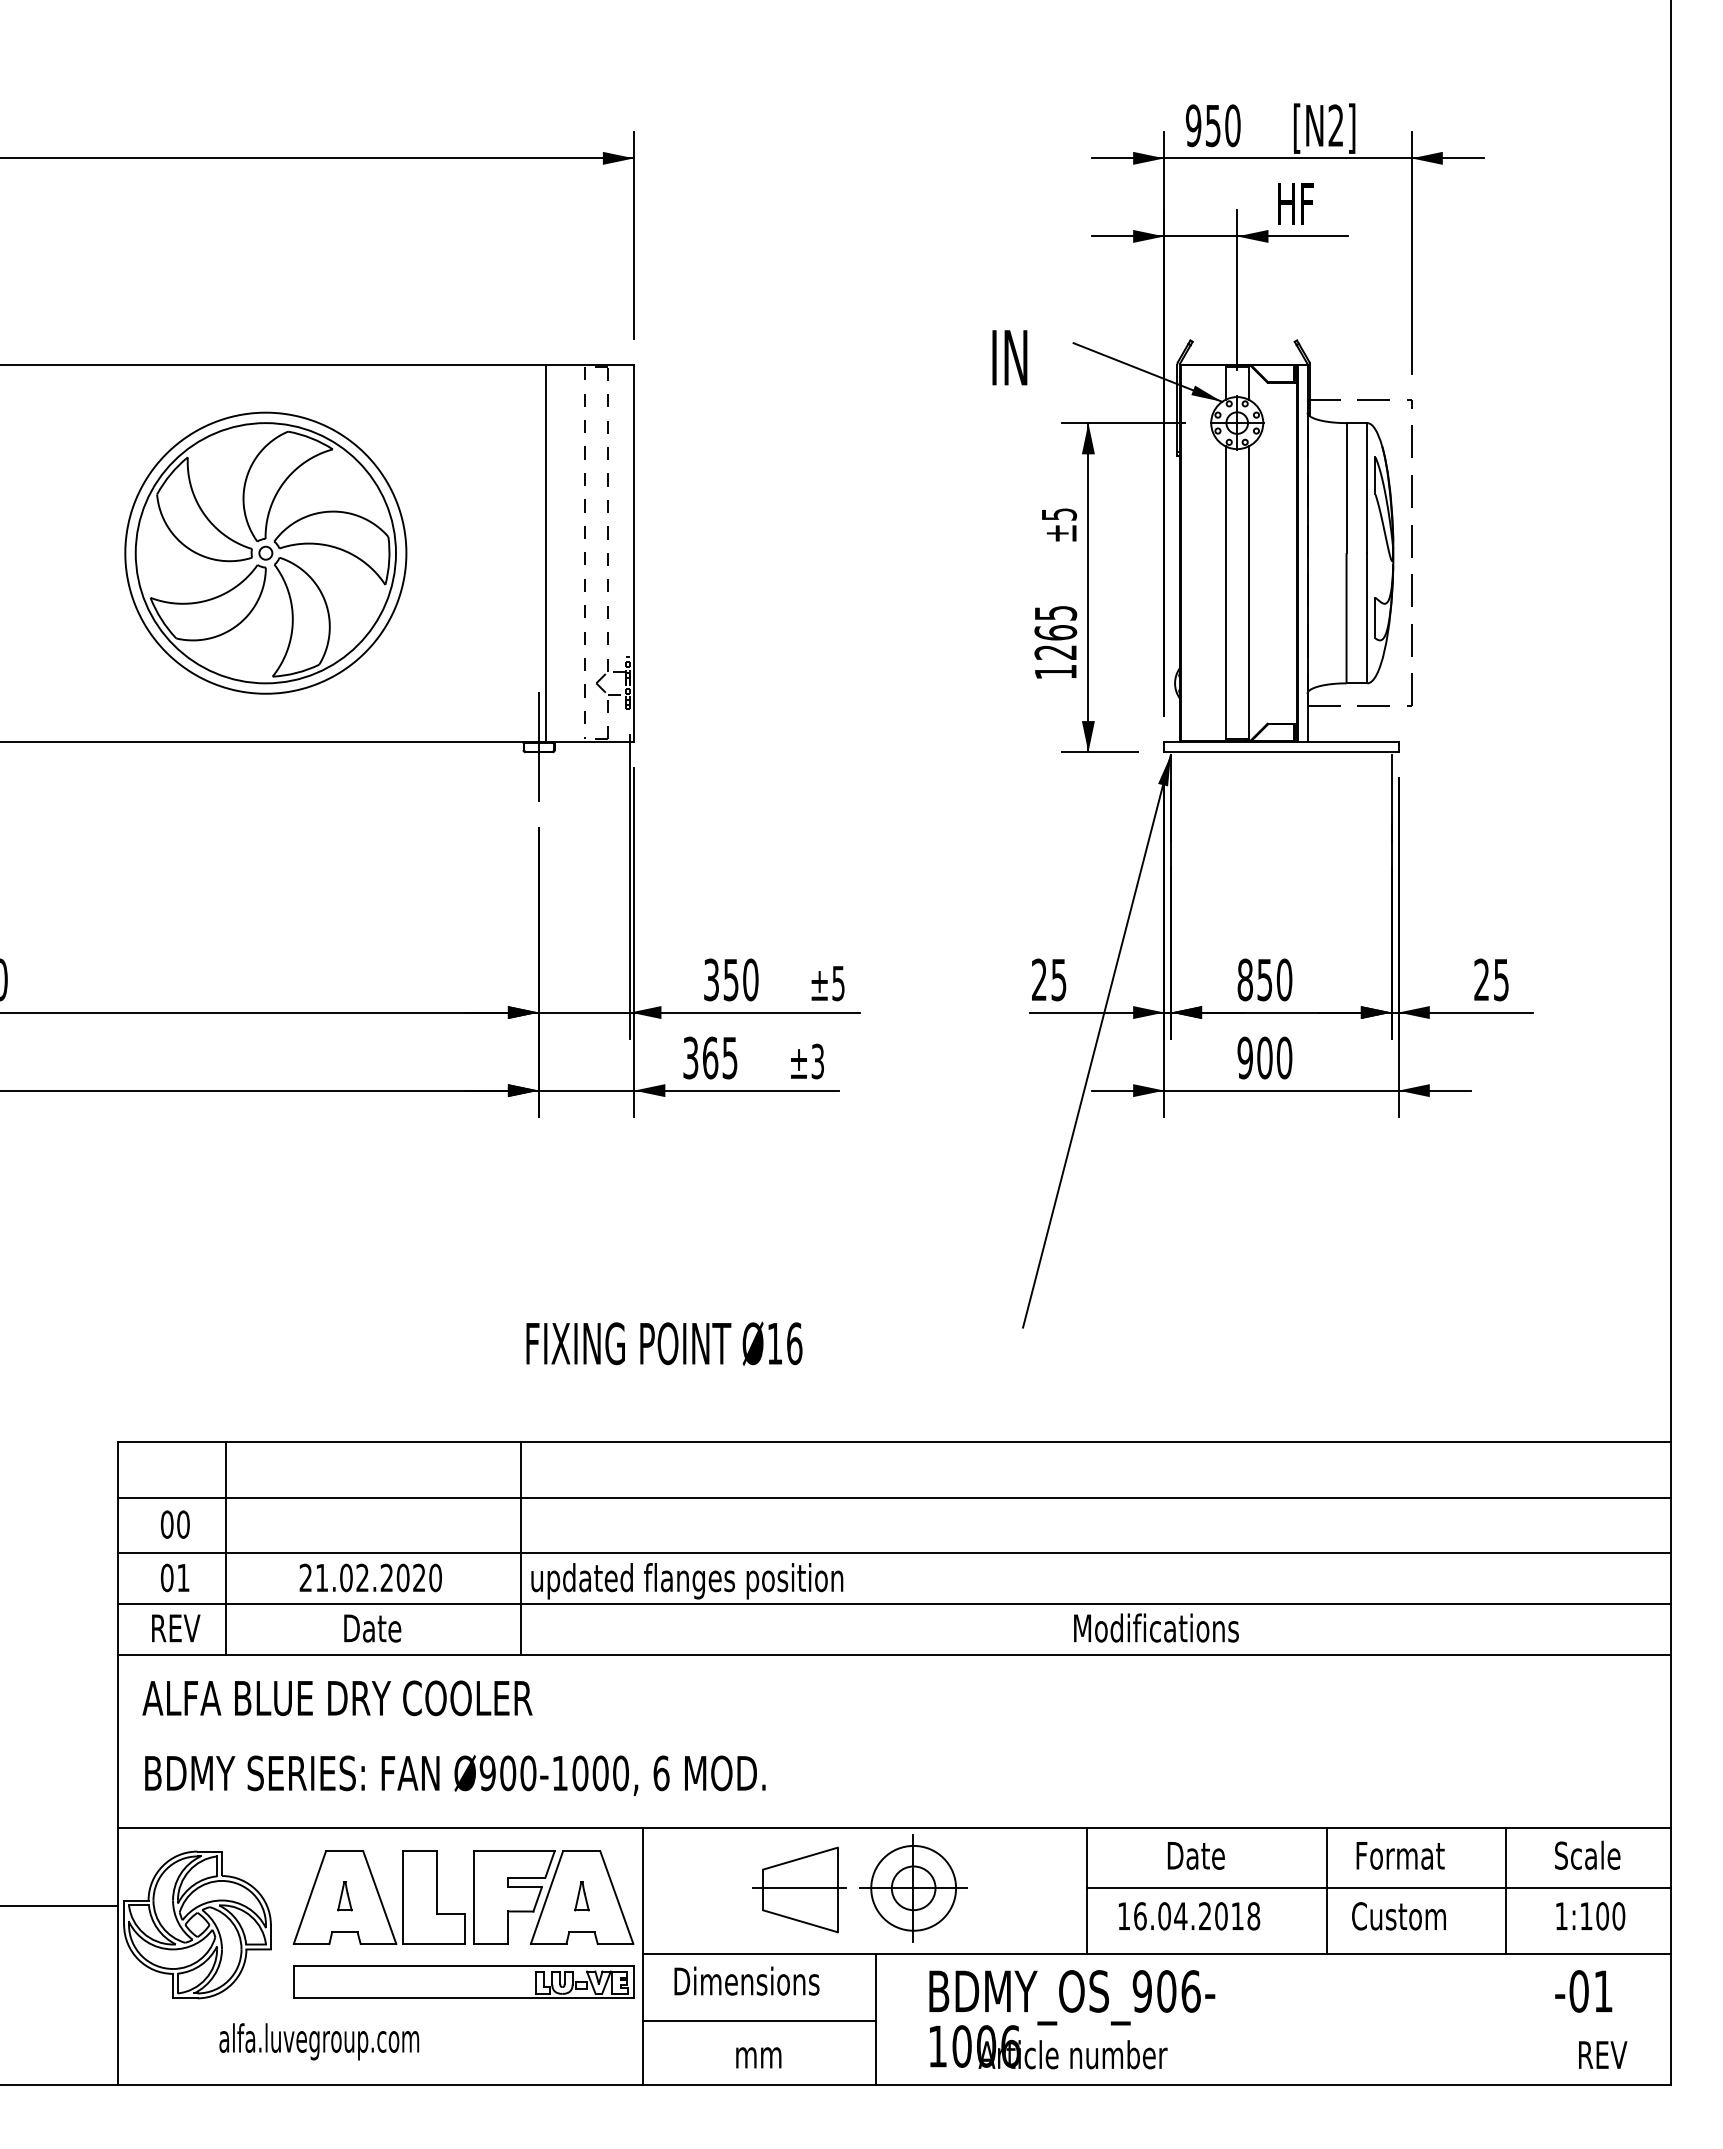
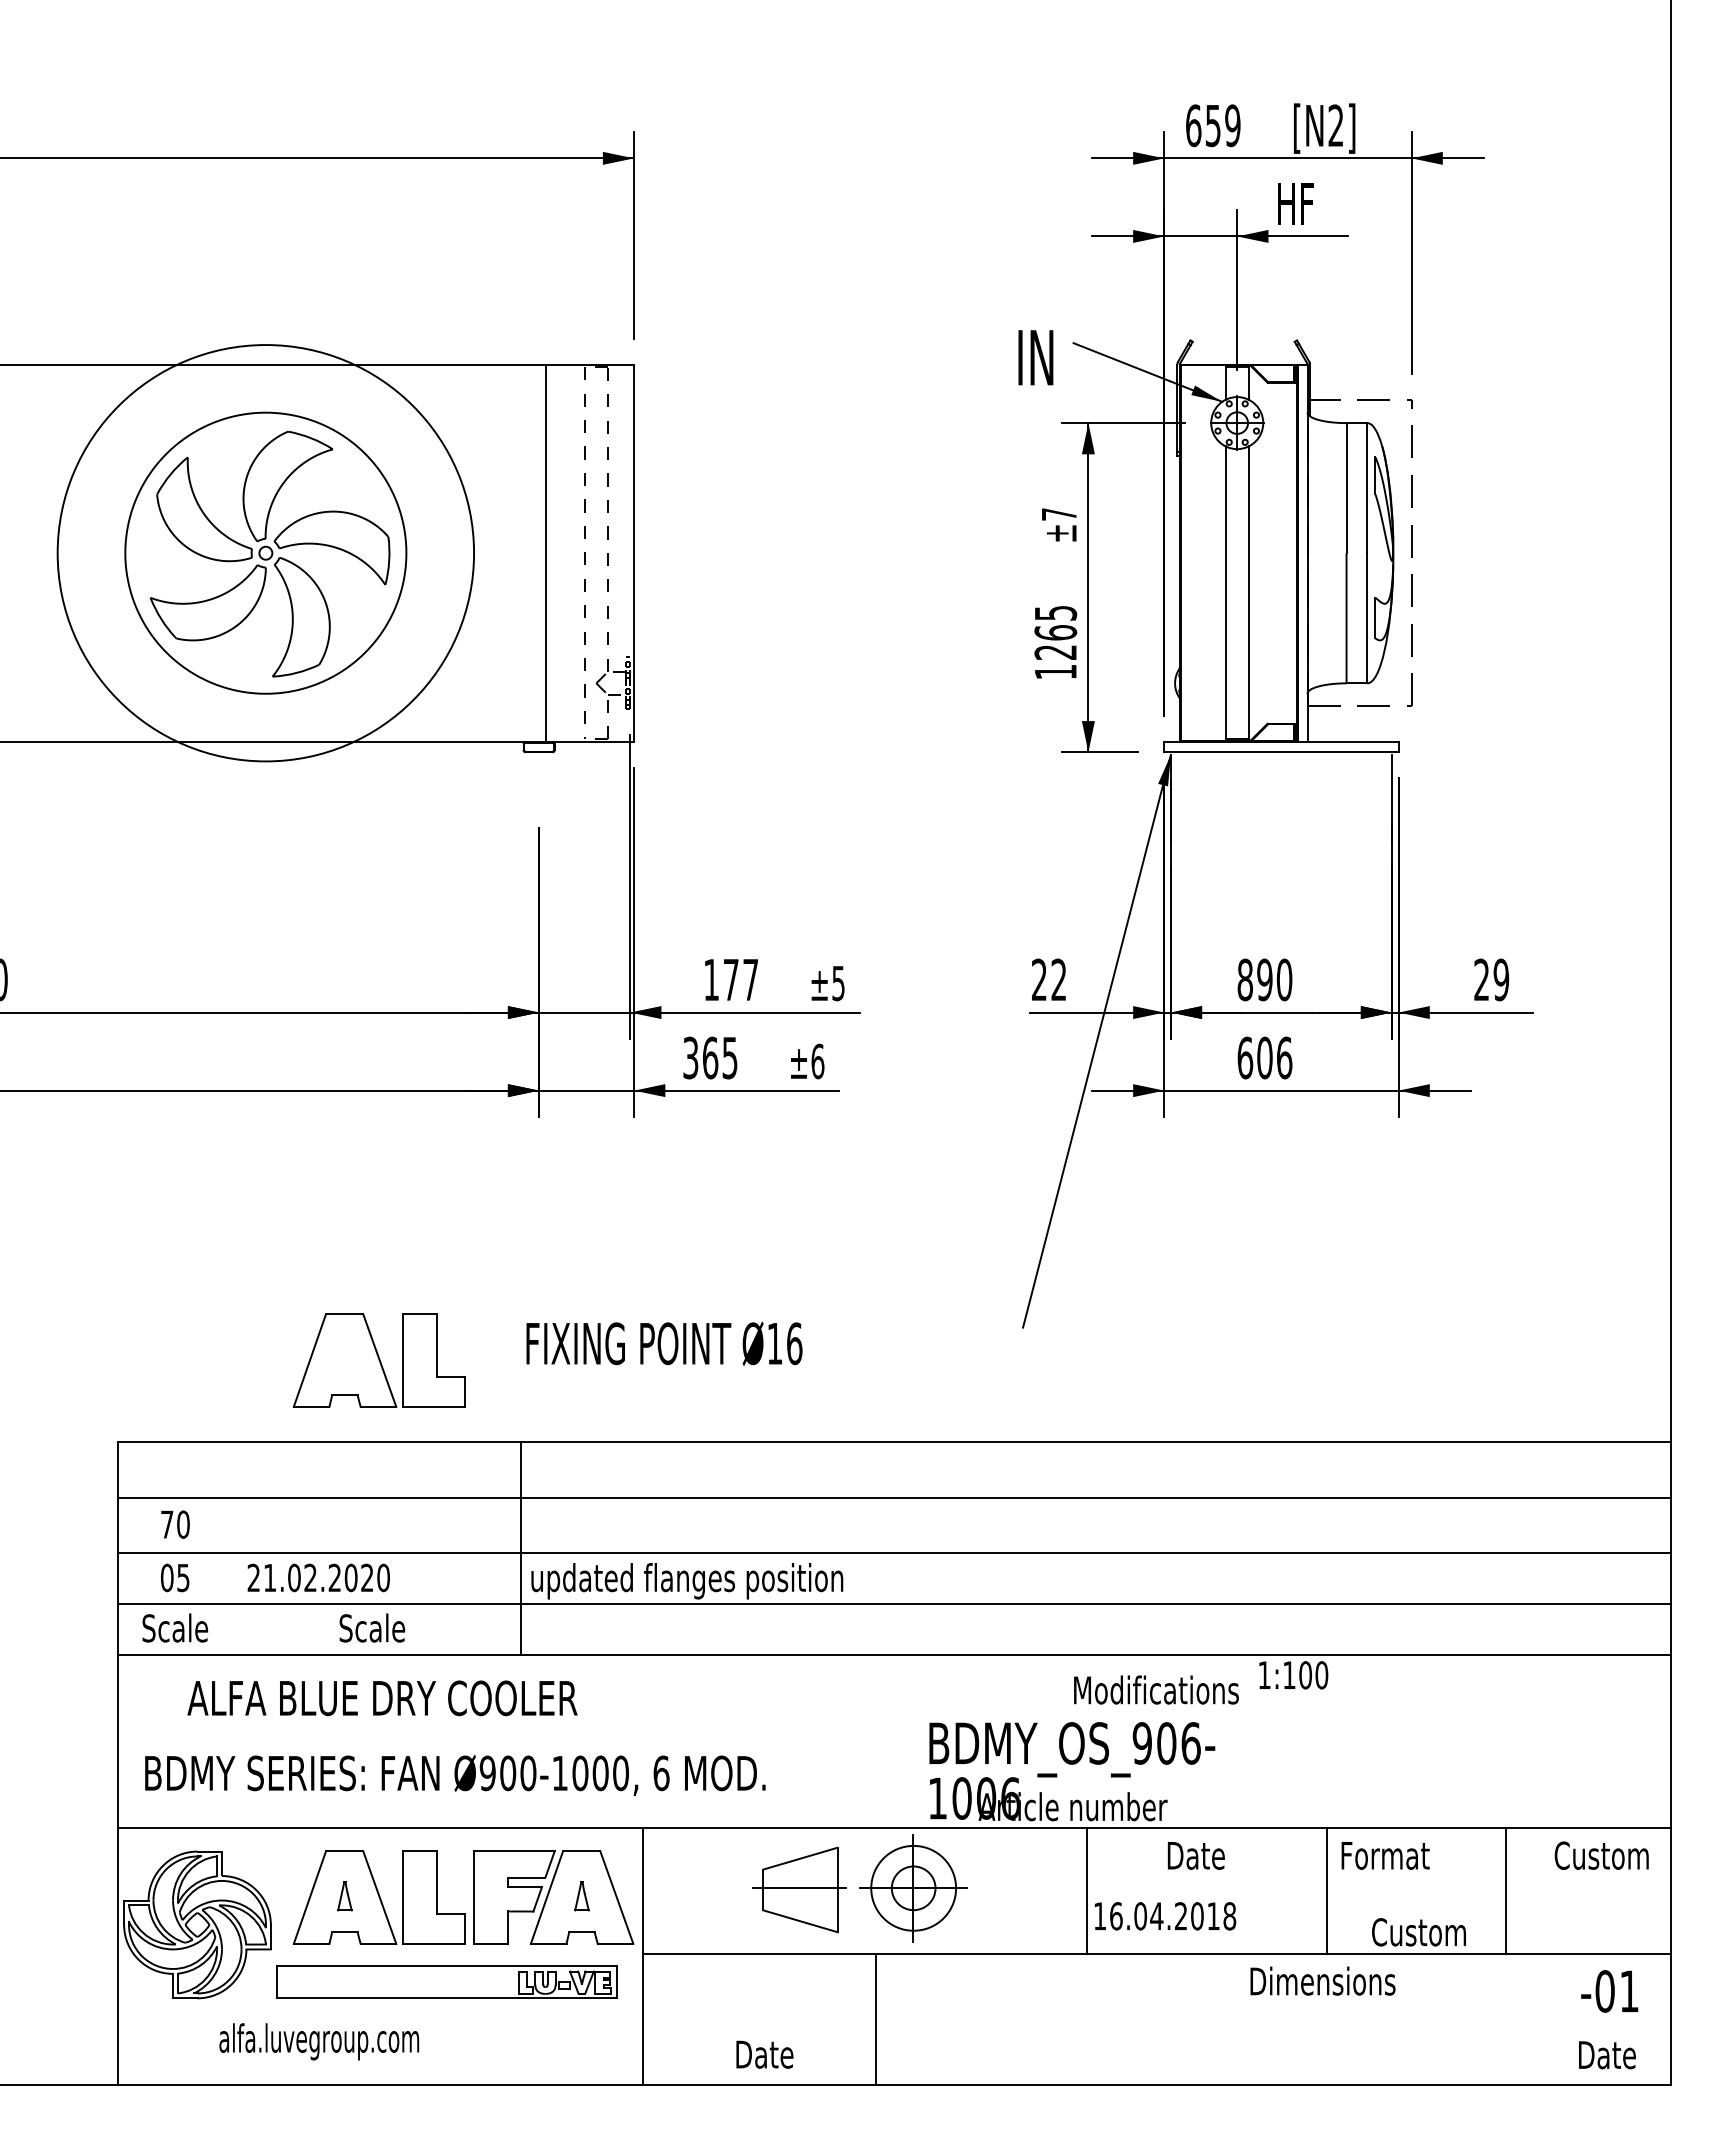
text: 950 -> 659 (1212, 125)
text position: (1009, 357) -> (1035, 357) (1035, 357)
text: ±5 -> ±7 (1059, 514)
circle diameter: 260 px -> 416 px (265, 553)
line: present -> none (539, 746)
text: 350 -> 177 (731, 979)
text: 25 -> 22 (1058, 979)
text: 850 -> 890 (1264, 979)
text: 25 -> 29 (1501, 979)
text: 900 -> 606 (1264, 1057)
text: ±3 -> ±6 (817, 1061)
part: none -> present (378, 1360)
text: 00 -> 70 (166, 1524)
line: present -> none (226, 1548)
text position: (370, 1577) -> (318, 1577) (318, 1577)
text: 01 -> 05 (183, 1578)
text: REV -> Scale (175, 1627)
text: Date -> Scale (372, 1627)
text position: (1156, 1627) -> (1156, 1689) (1156, 1689)
text position: (337, 1698) -> (382, 1698) (382, 1698)
text: Scale -> Custom (1601, 1854)
text position: (1400, 1855) -> (1385, 1855) (1385, 1855)
line: present -> none (1378, 1888)
line: present -> none (59, 1905)
text position: (1189, 1916) -> (1165, 1916) (1165, 1916)
text position: (1398, 1916) -> (1418, 1932) (1418, 1932)
text position: (1590, 1916) -> (1293, 1675) (1293, 1675)
text position: (746, 1980) -> (1322, 1980) (1322, 1980)
part position: (463, 1981) -> (446, 1981) (446, 1981)
text position: (1583, 1991) -> (1609, 1991) (1609, 1991)
text position: (1072, 2019) -> (1072, 1771) (1072, 1771)
line: present -> none (758, 2020)
text: mm -> Date (764, 2054)
text: REV -> Date (1608, 2055)
